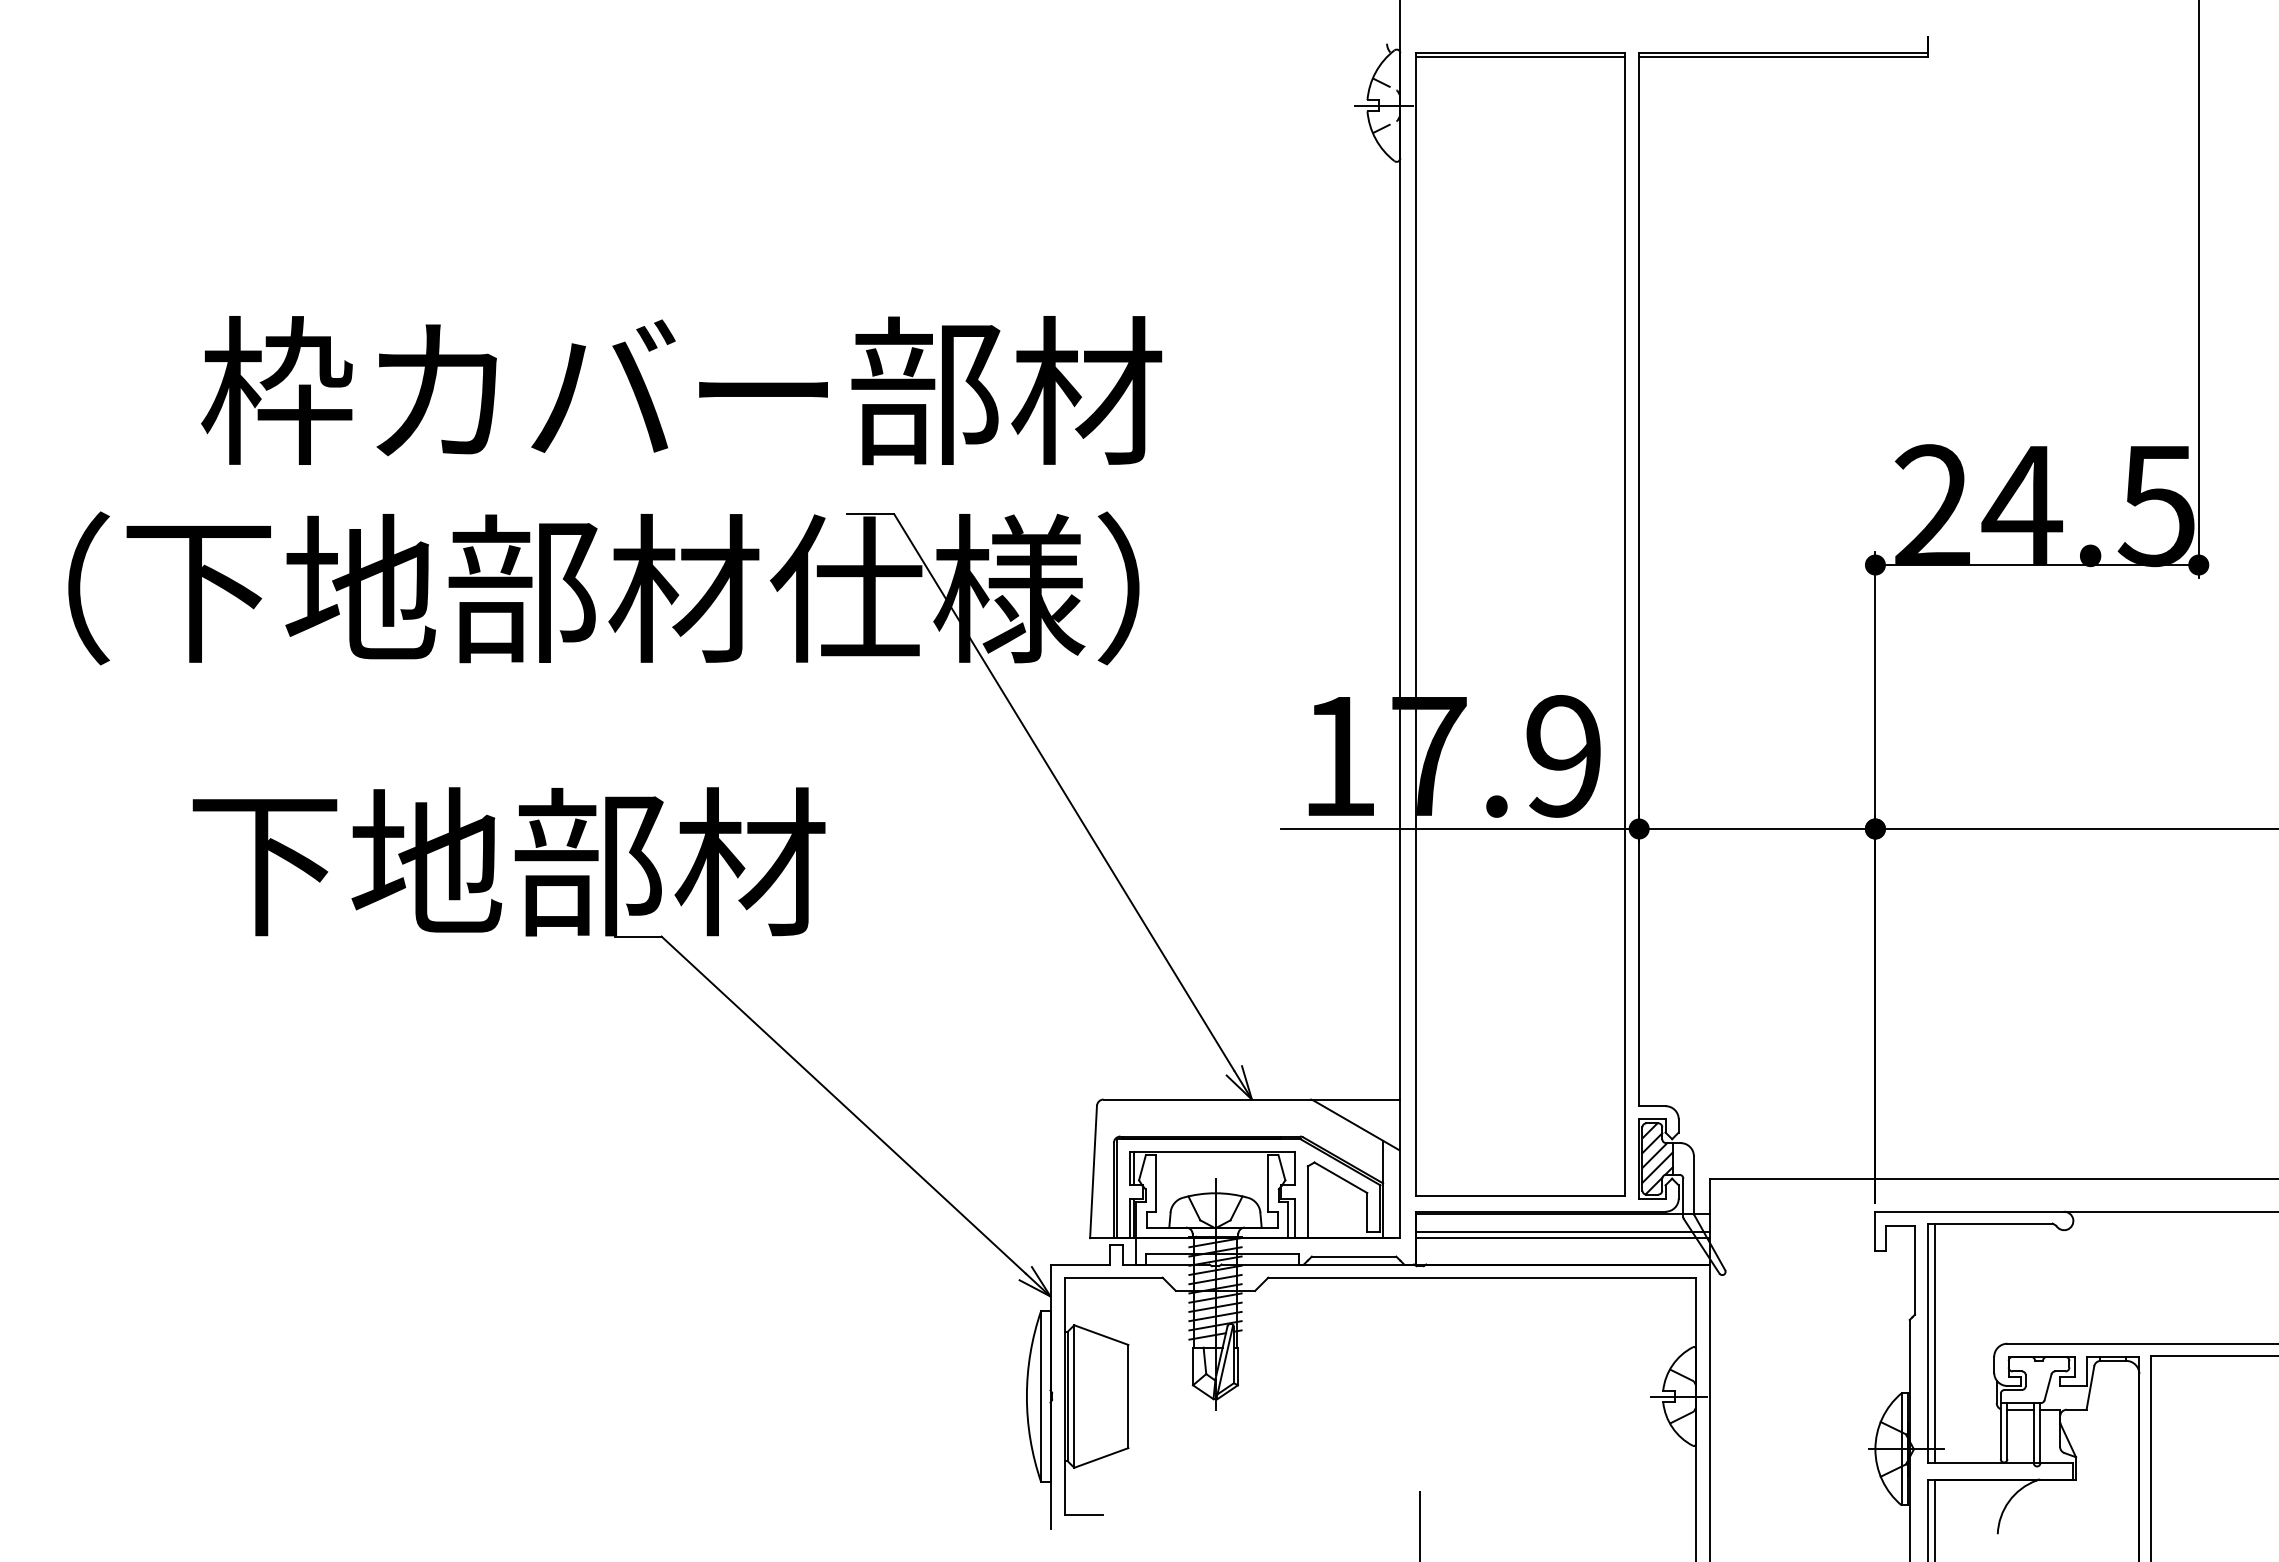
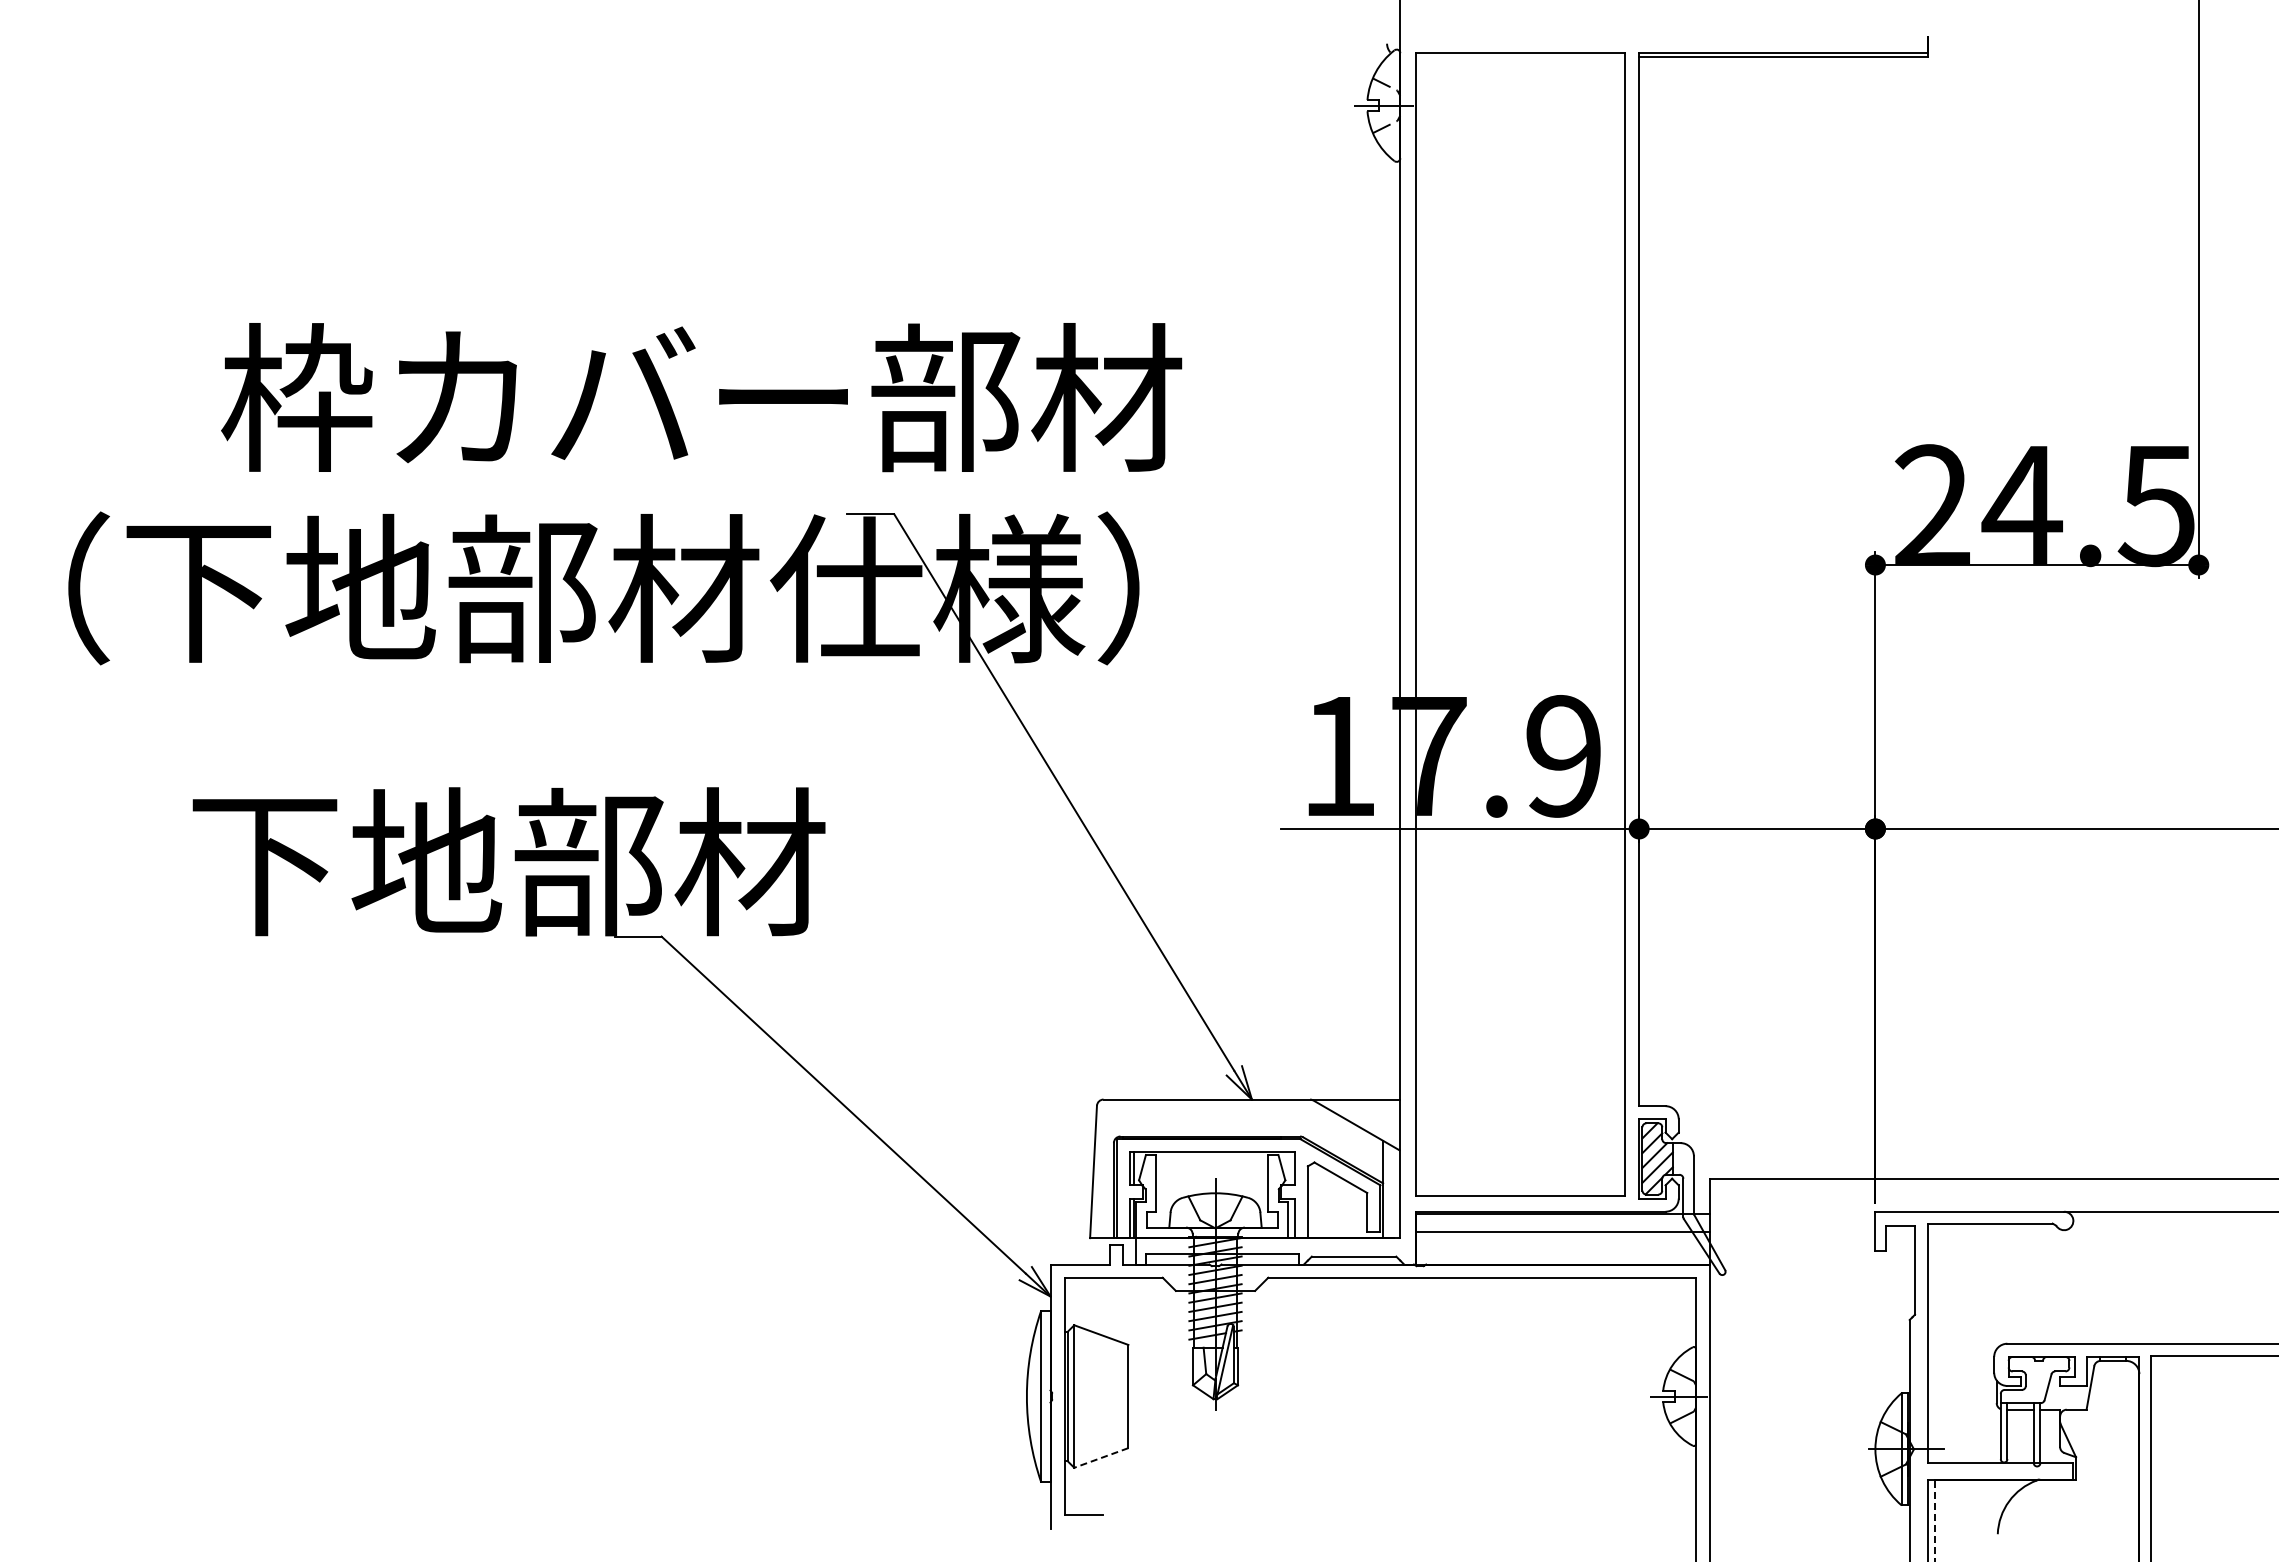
line: present -> none (1520, 56)
text position: (681, 390) -> (701, 397) (701, 397)
line: present -> none (1563, 1238)
line: present -> none (1934, 1342)
line: solid -> dashed (1101, 1457)
line: solid -> dashed (1934, 1520)
line: present -> none (1420, 1524)
